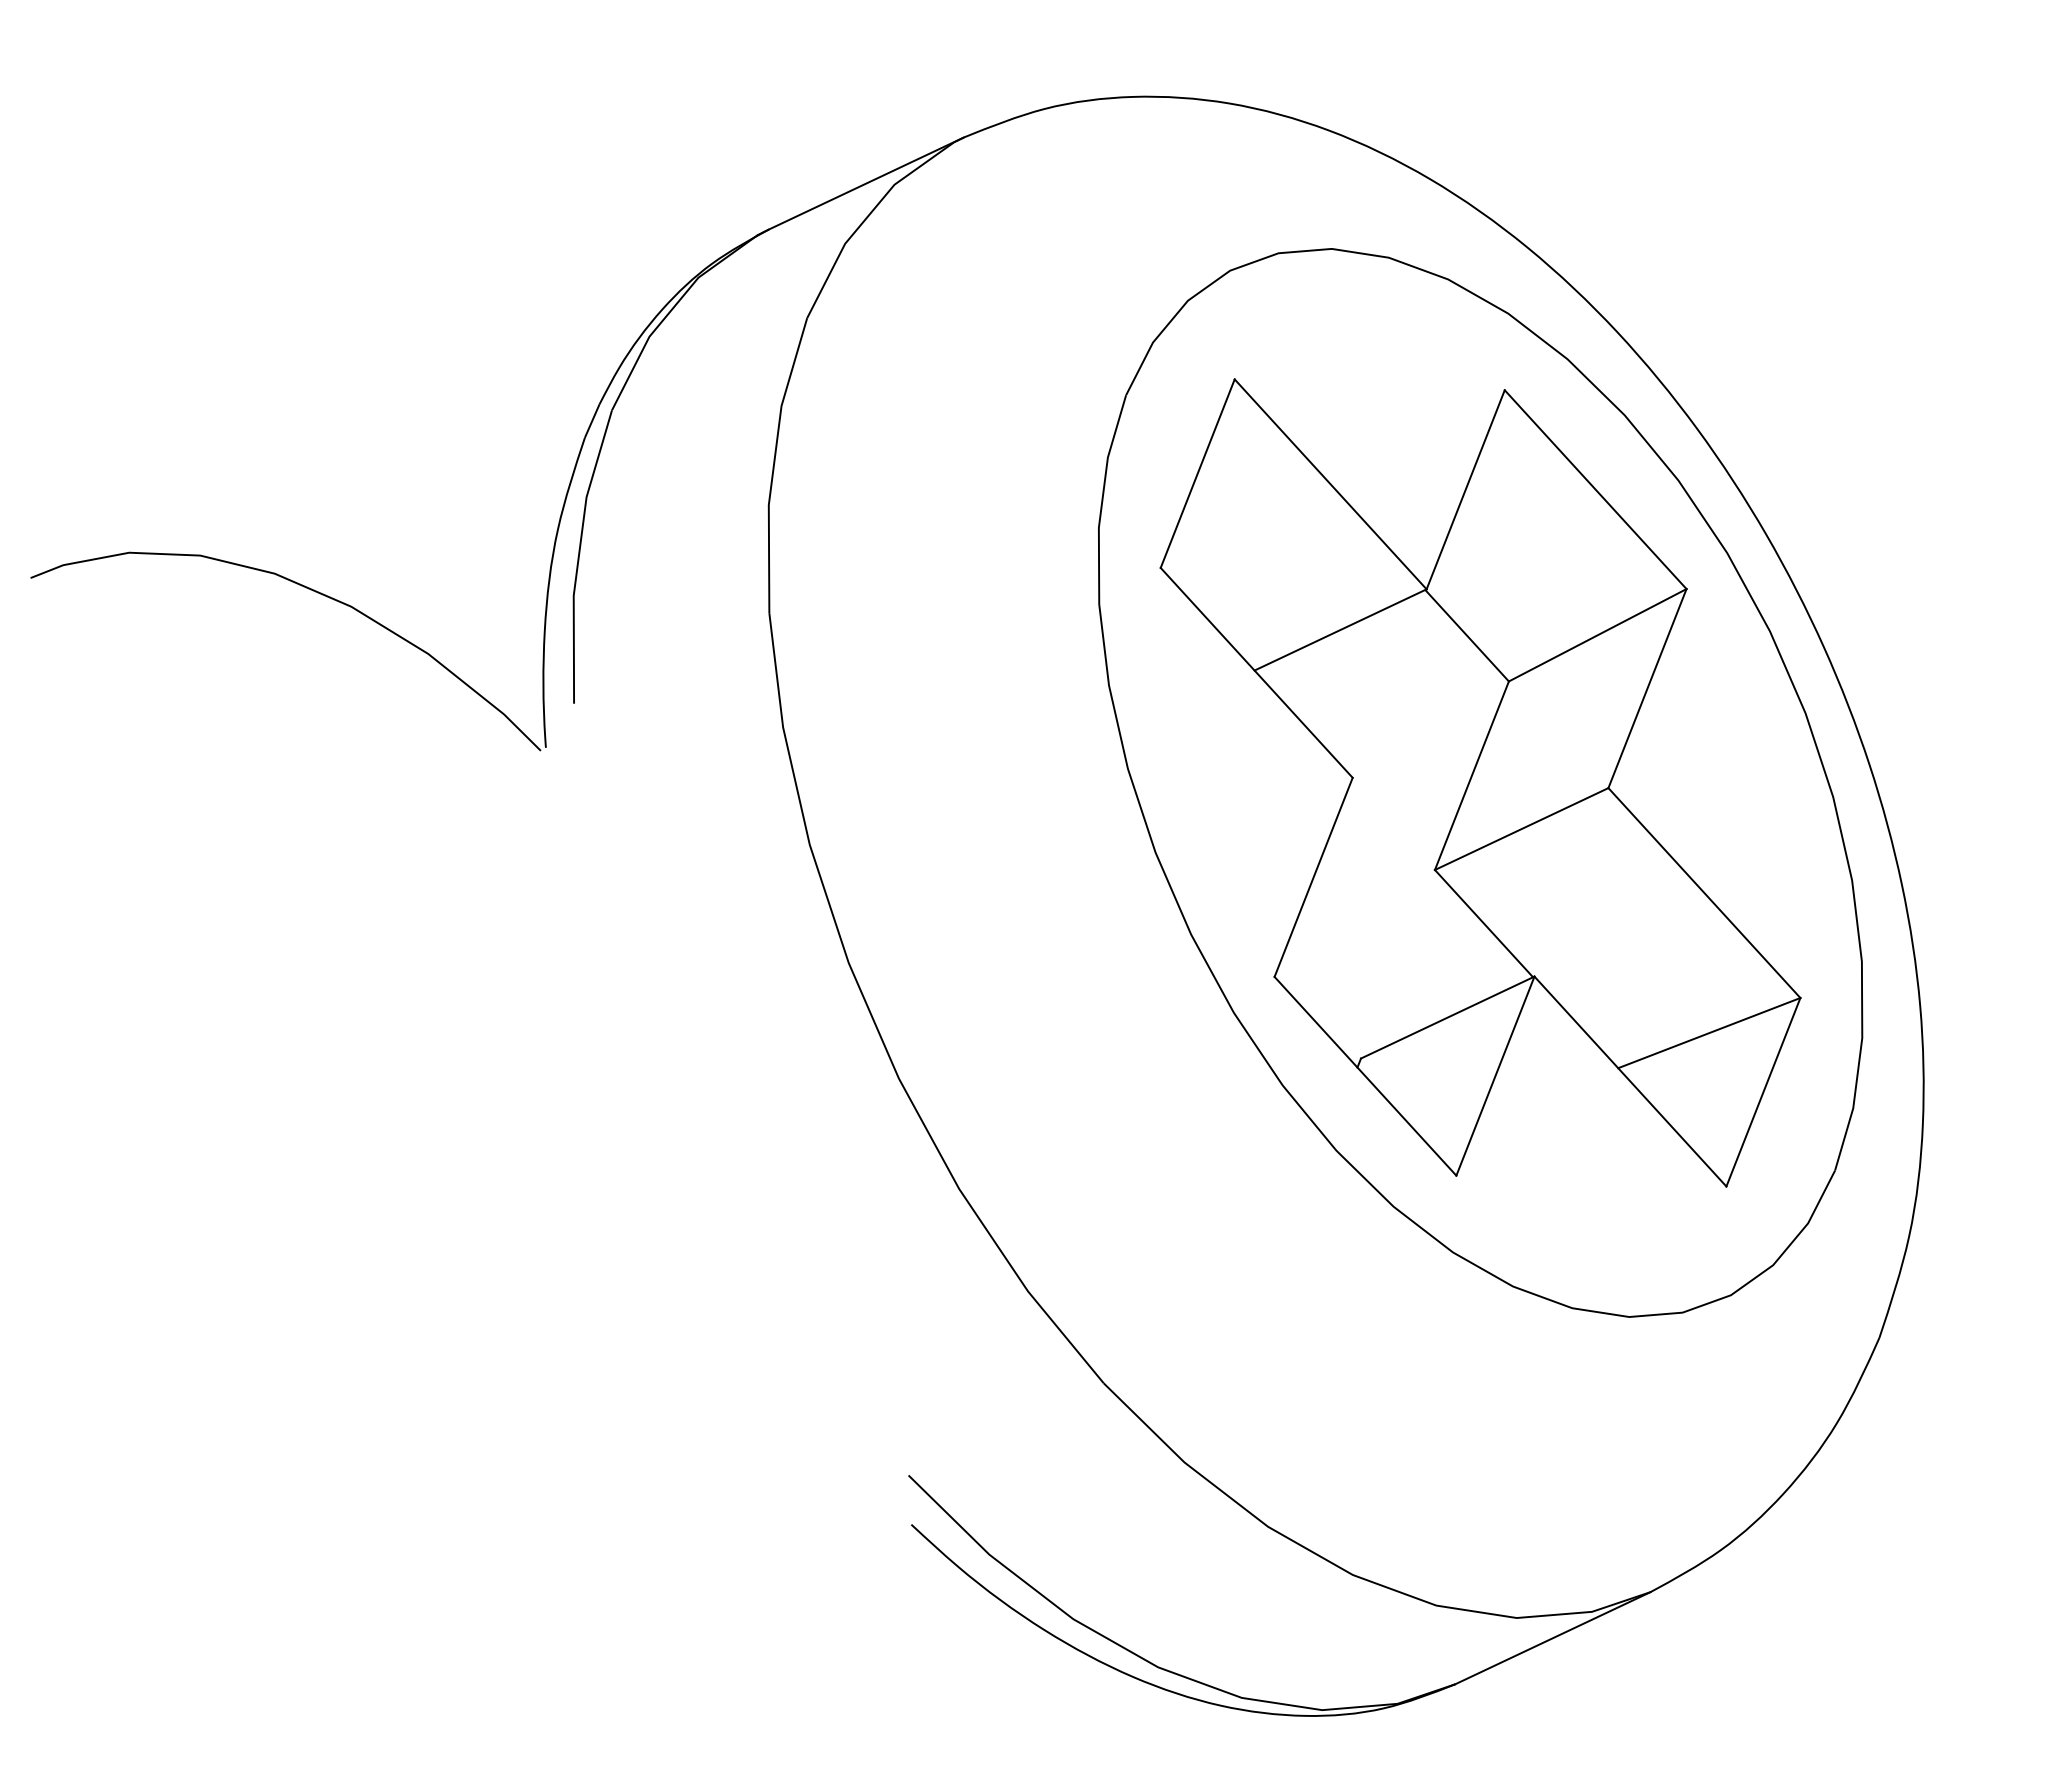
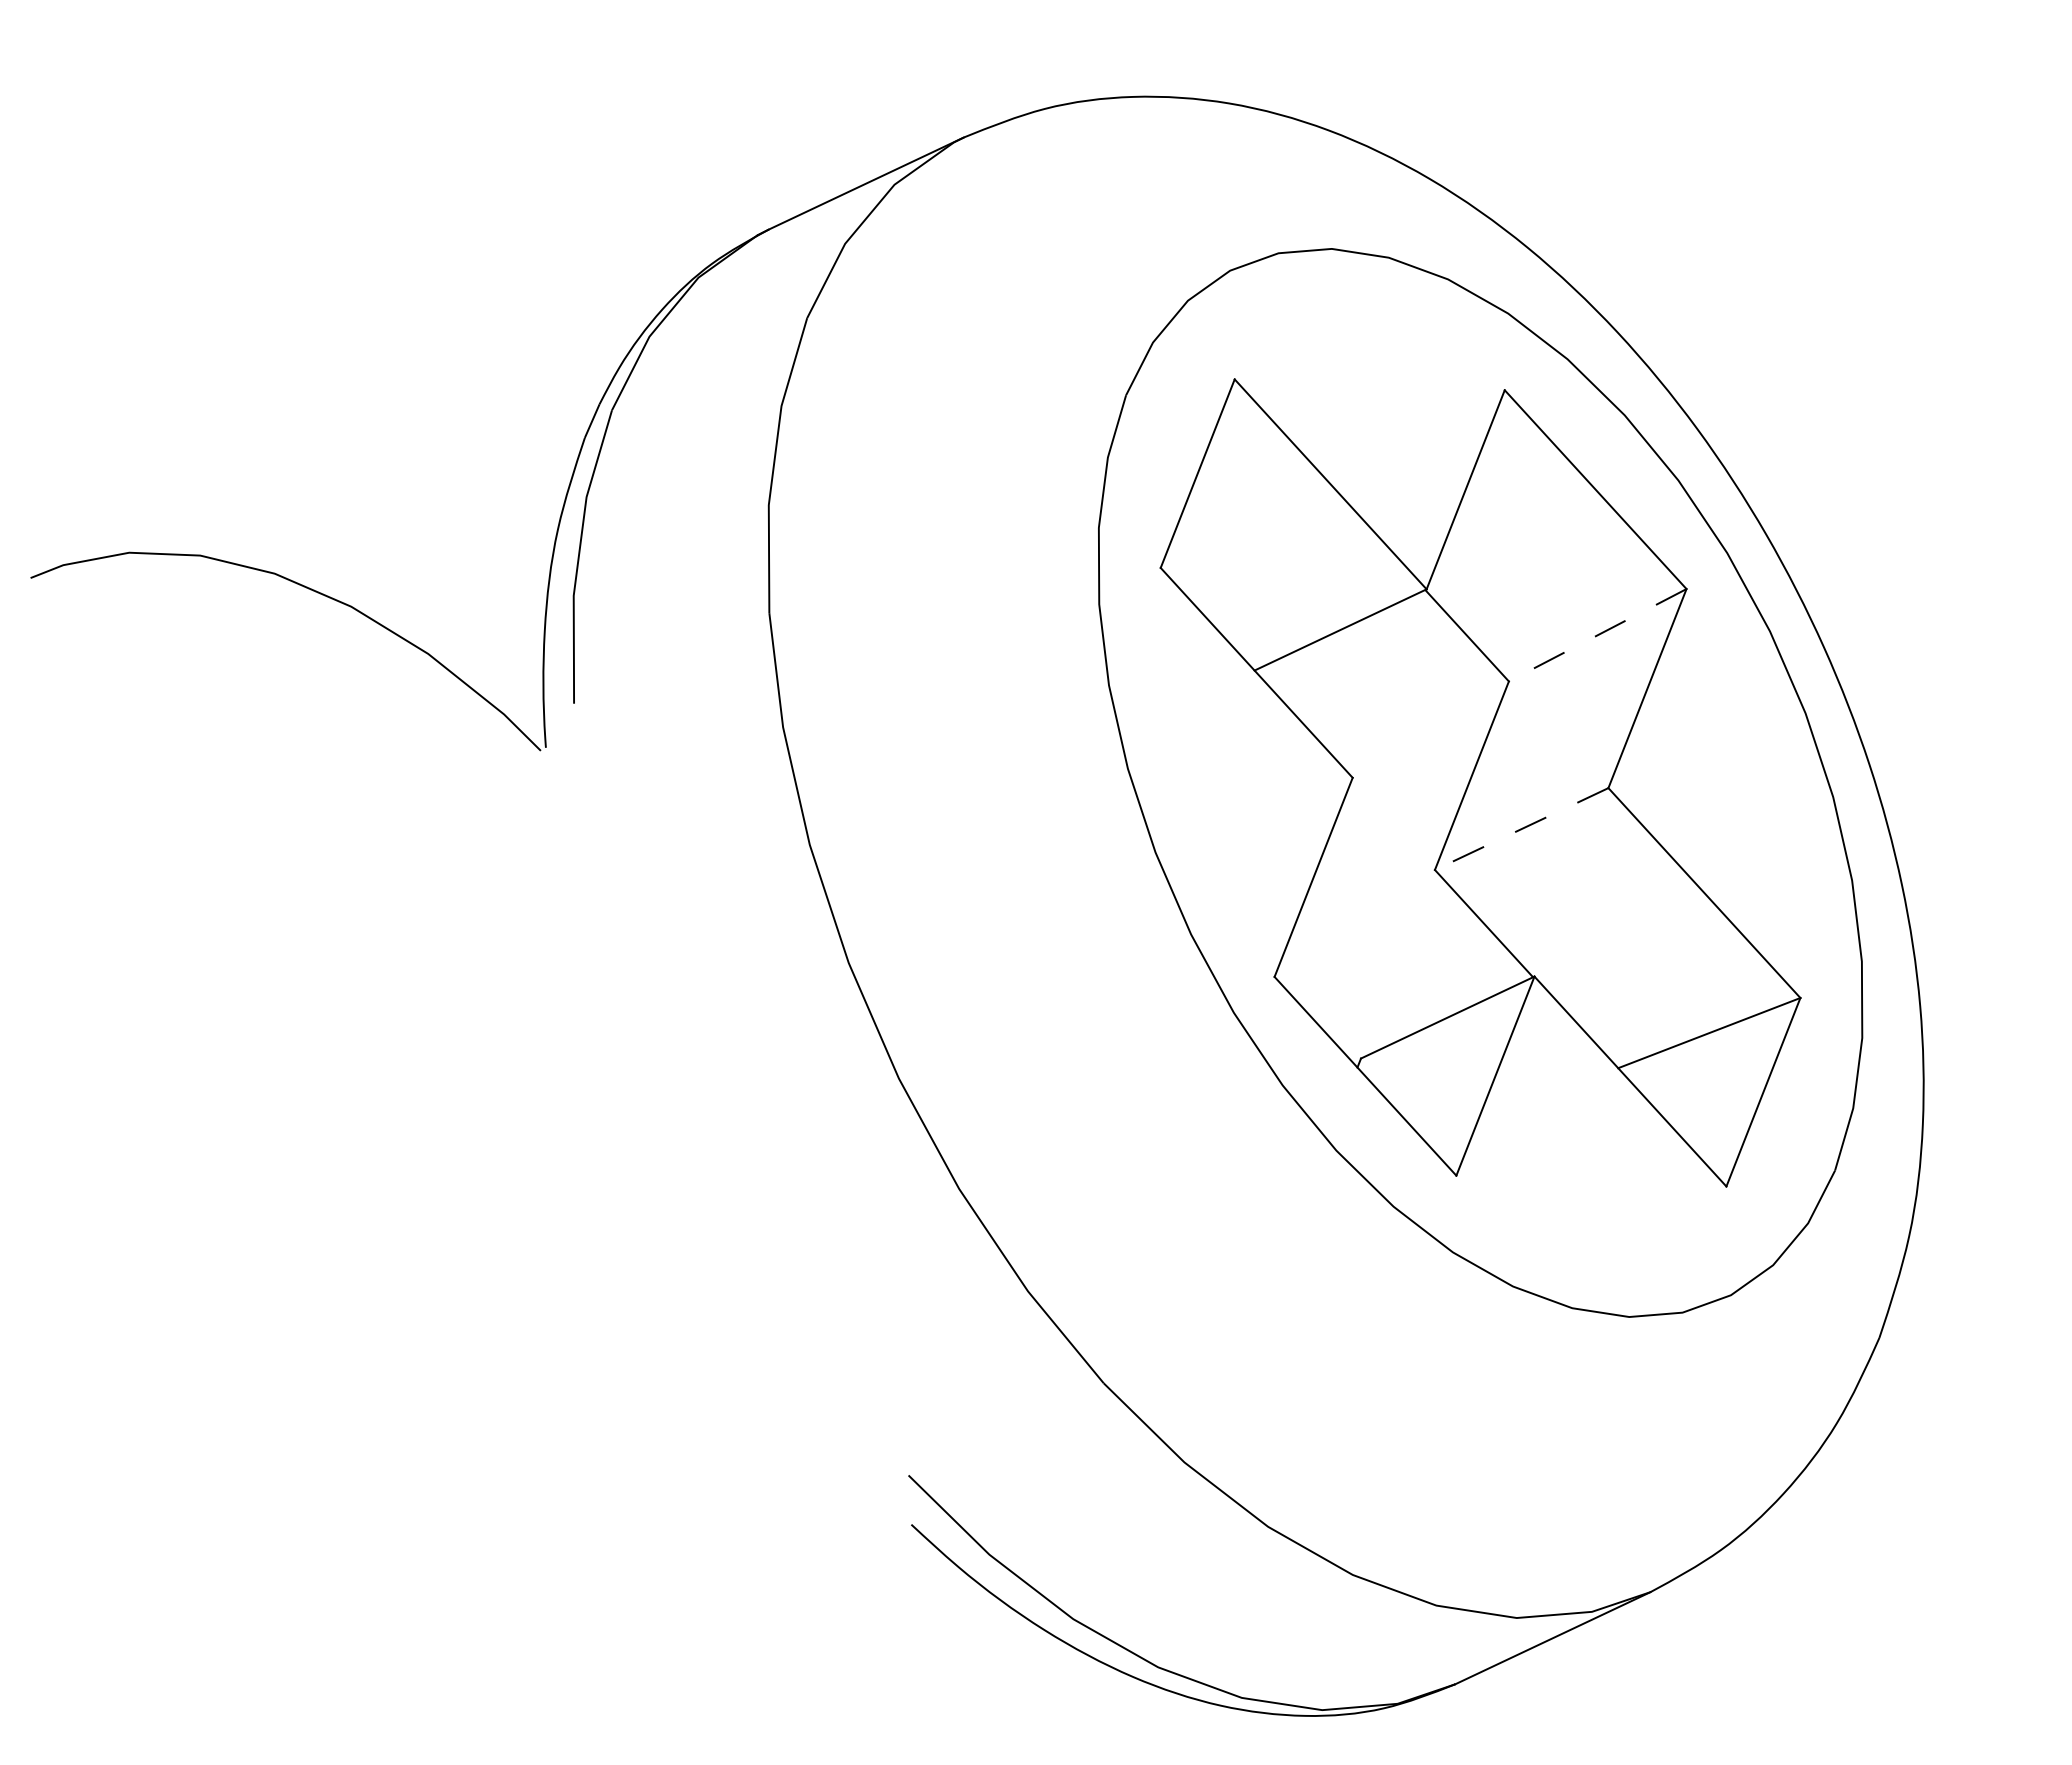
line: solid -> dashed (1597, 635)
line: solid -> dashed (1521, 829)
